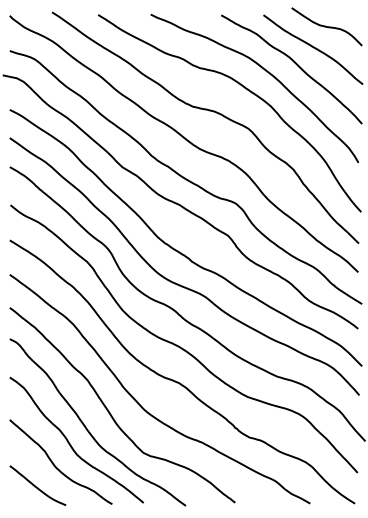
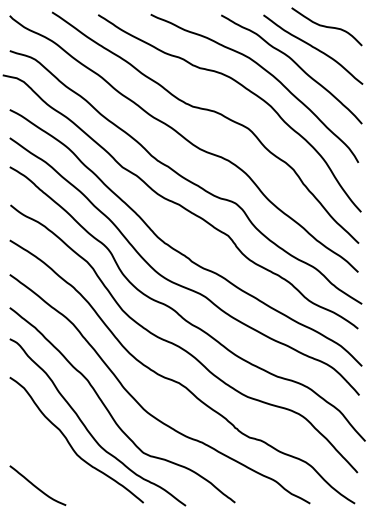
curve: present -> none (54, 463)
